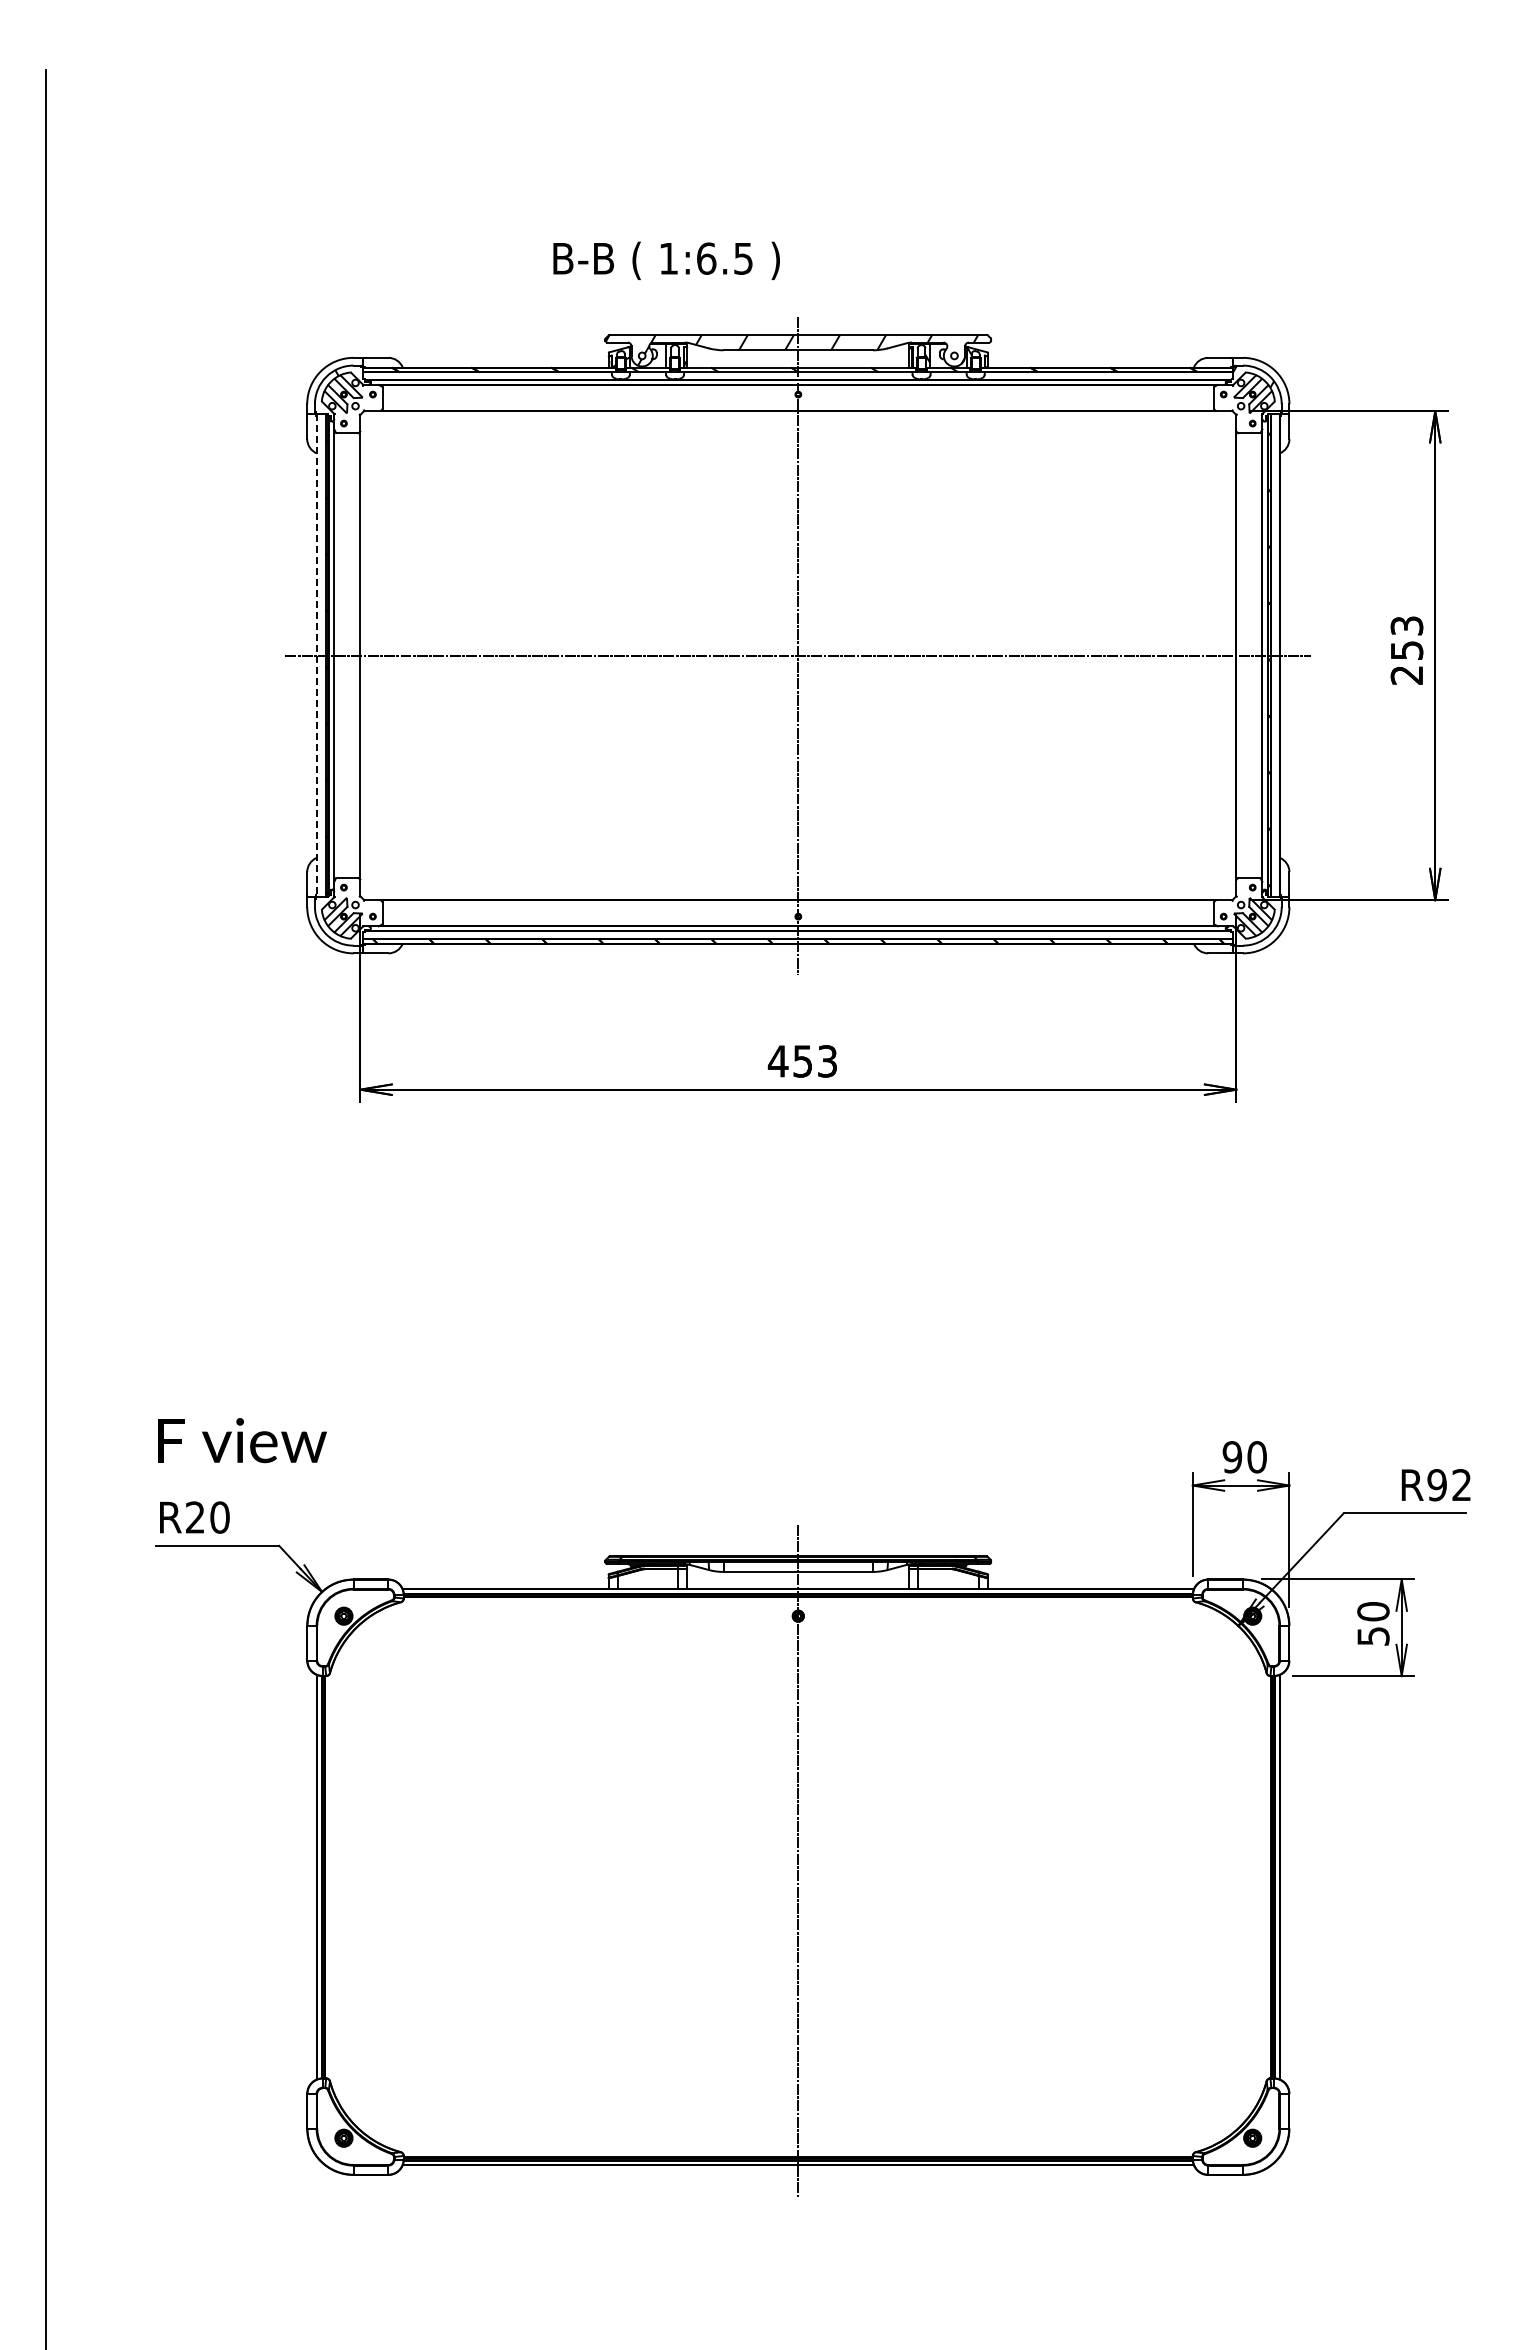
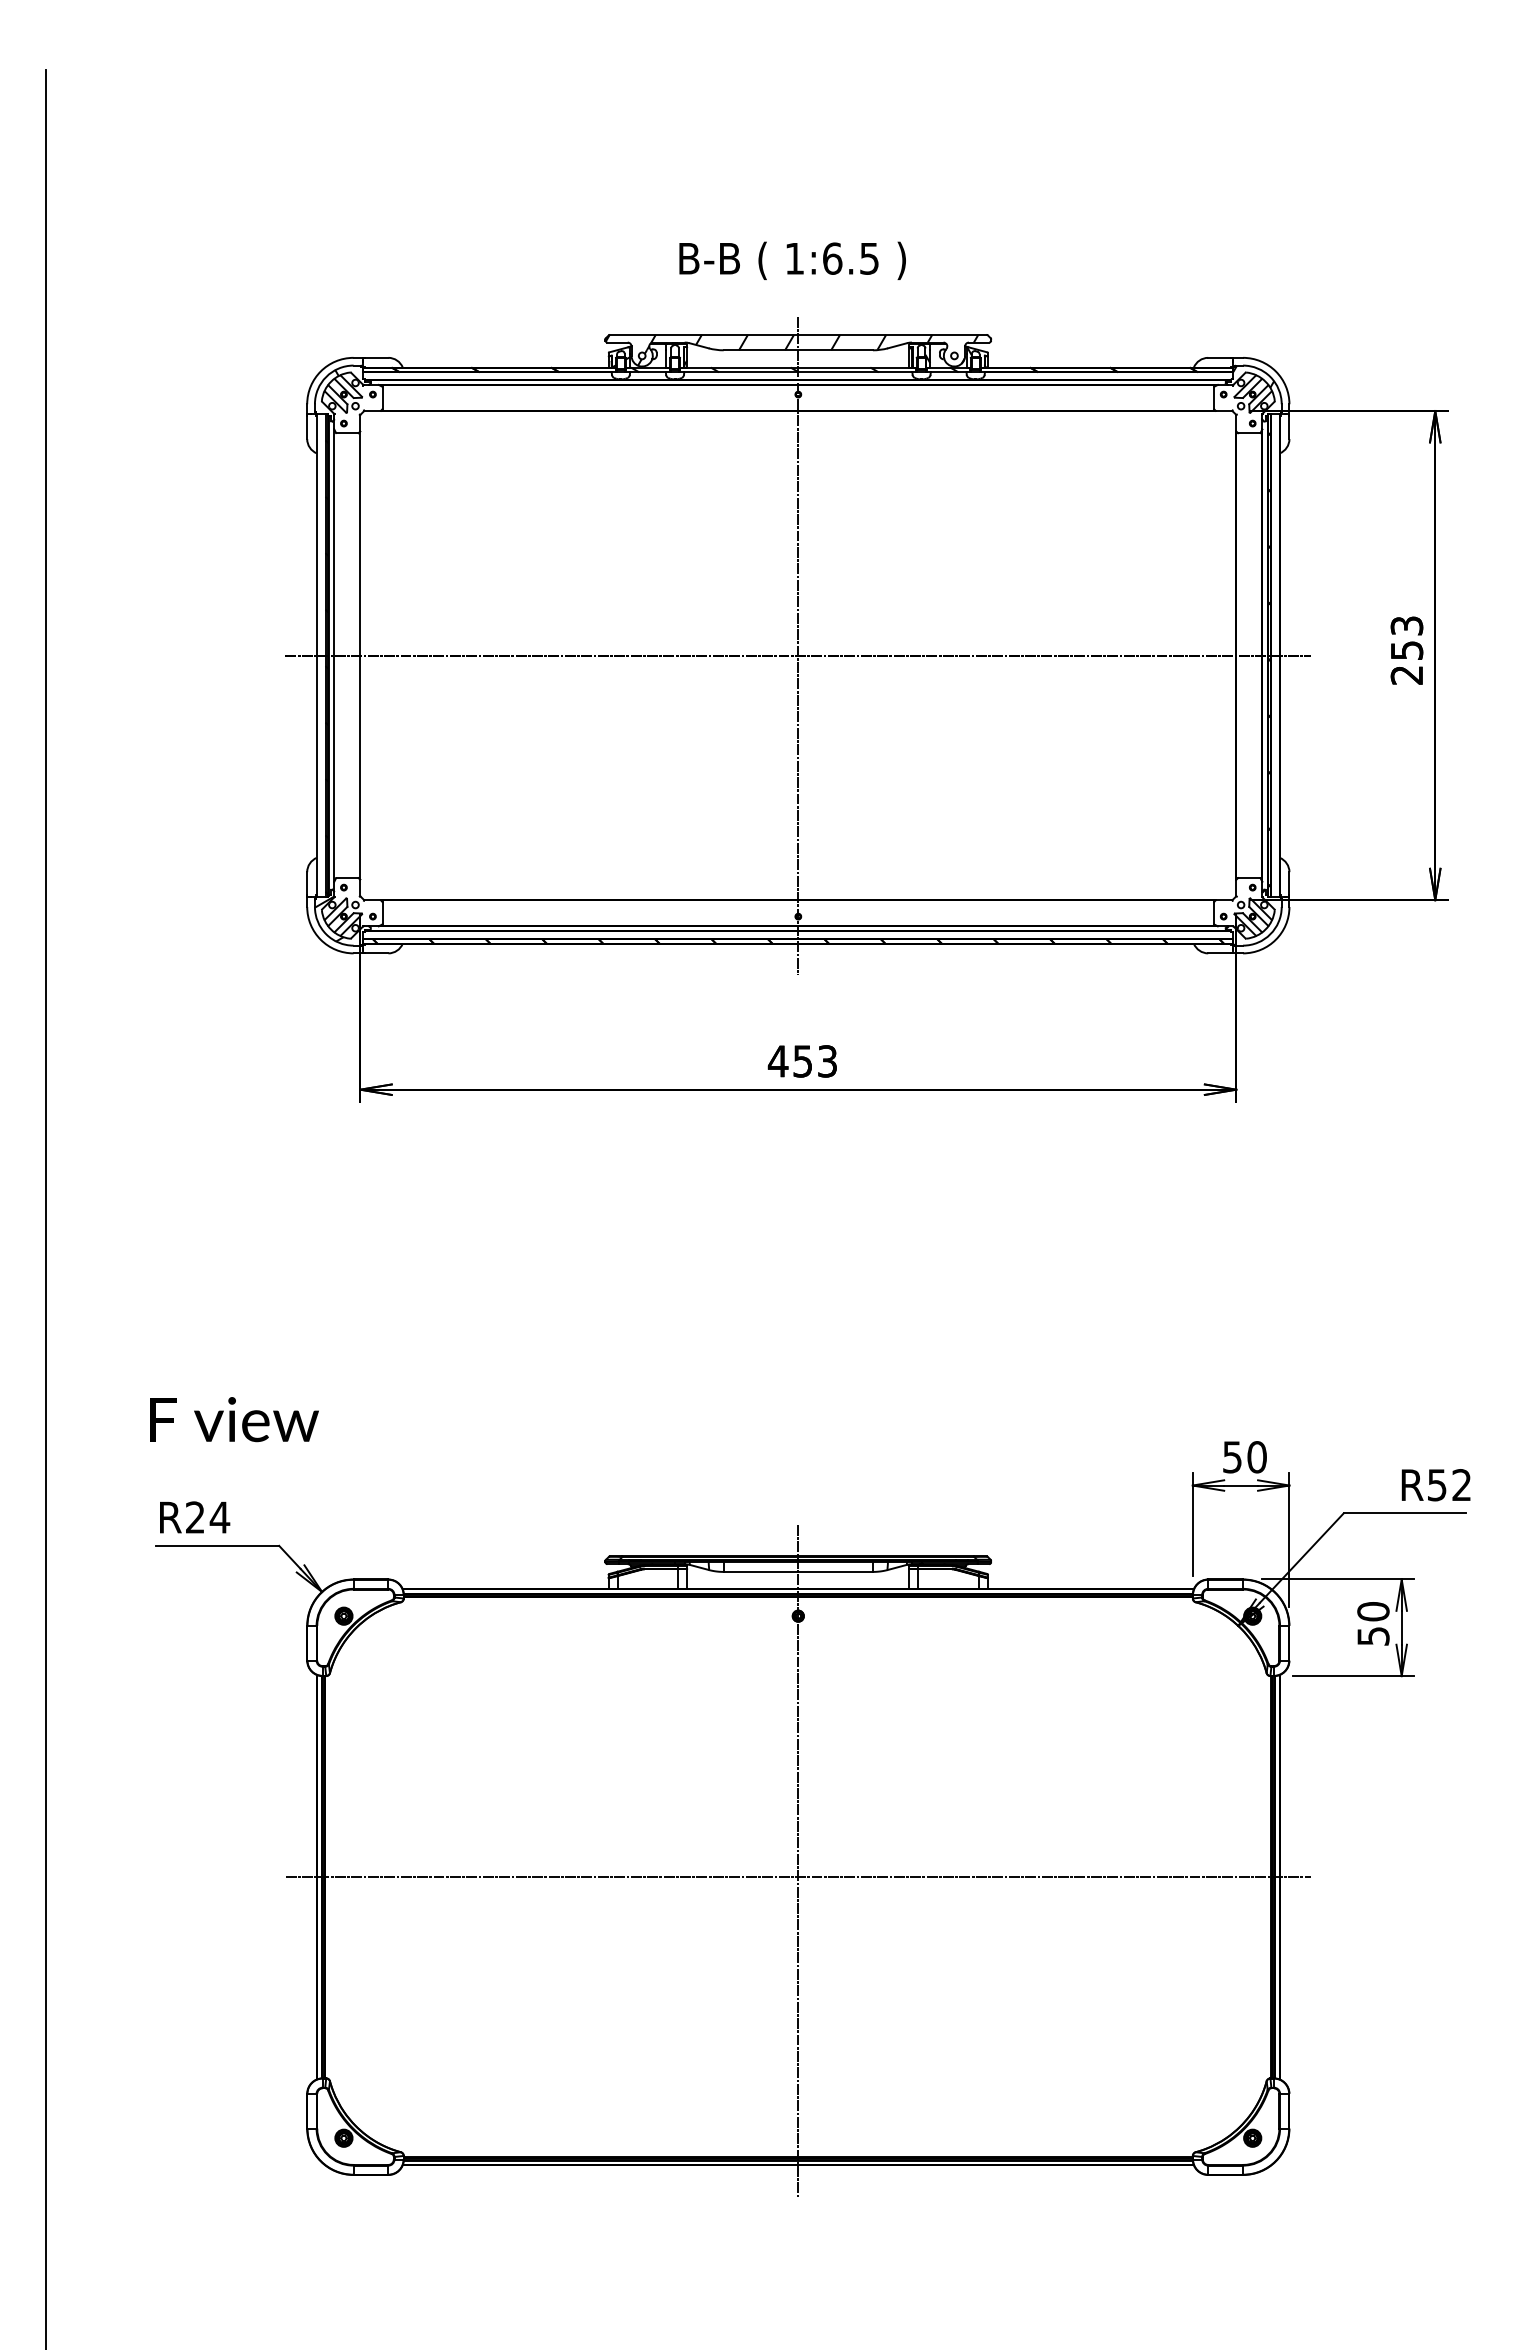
text position: (666, 260) -> (792, 260) (792, 260)
line: dashed -> solid (316, 655)
hatch: none -> present (328, 918)
text position: (242, 1440) -> (234, 1419) (234, 1419)
text: 90 -> 50 (1232, 1457)
text: R92 -> R52 (1436, 1485)
text: R20 -> R24 (219, 1517)
line: none -> present (798, 1877)
